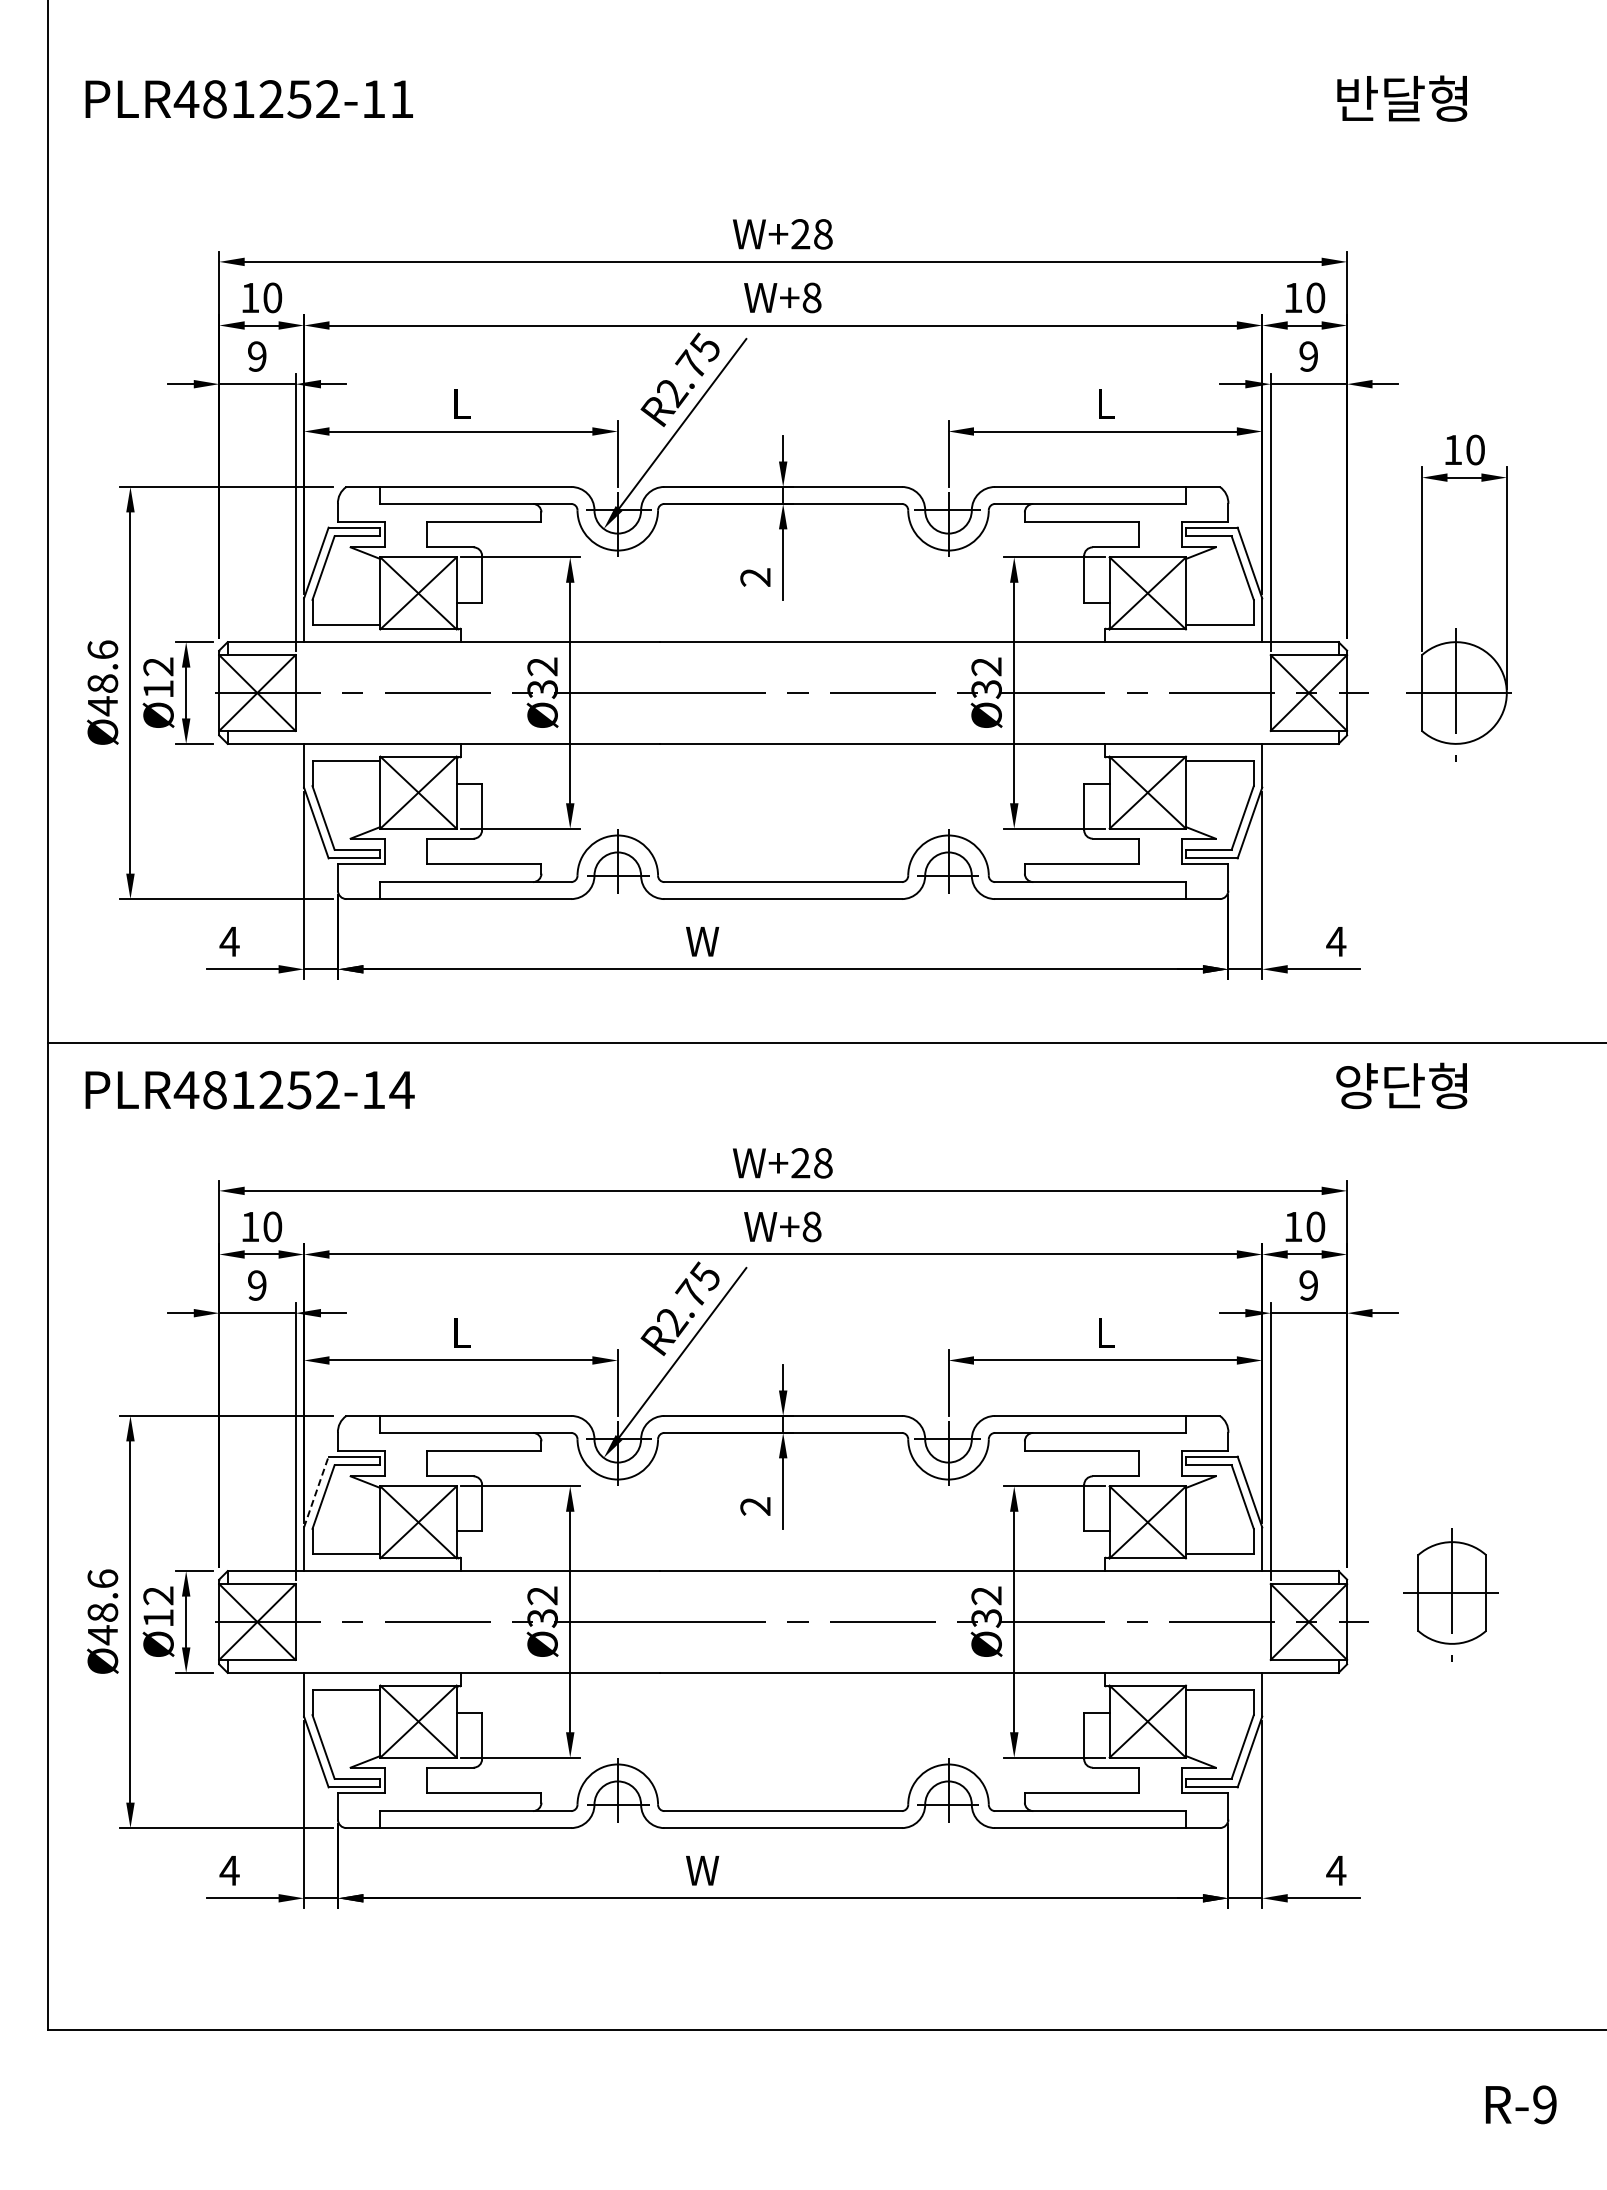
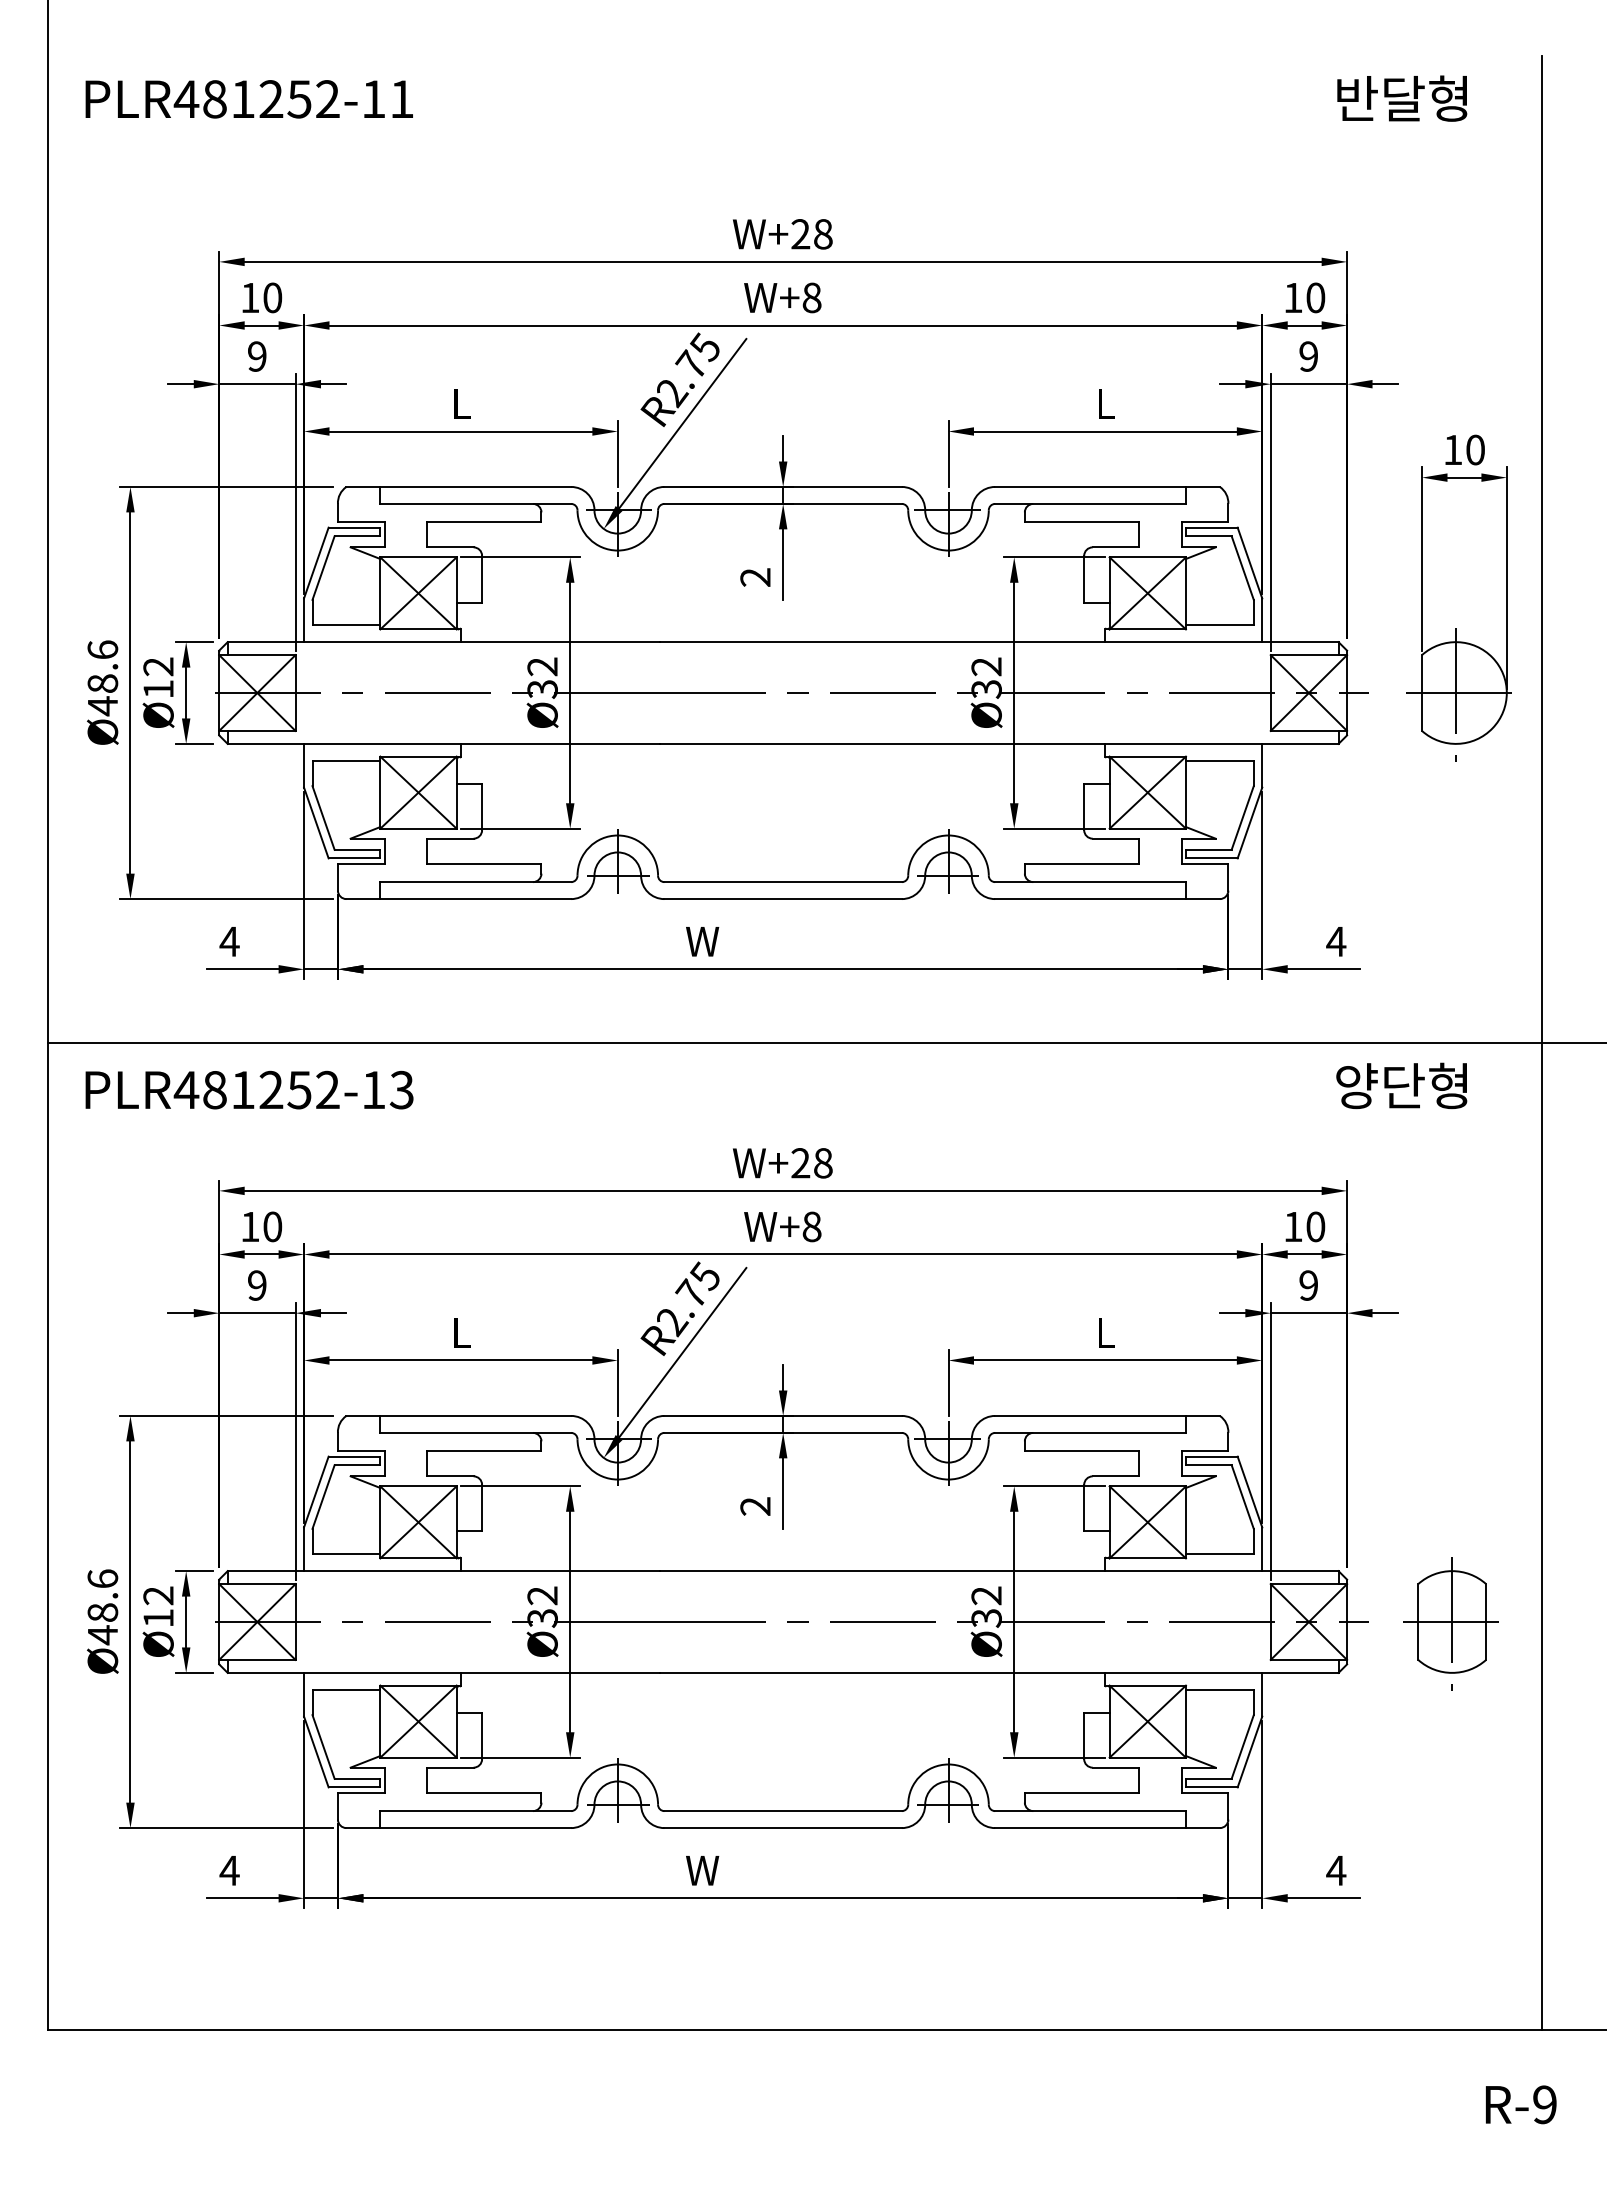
line: none -> present (1541, 1042)
text: PLR481252-14 -> PLR481252-13 (401, 1089)
line: dashed -> solid (316, 1491)
part position: (1450, 1594) -> (1450, 1623) (1450, 1623)
